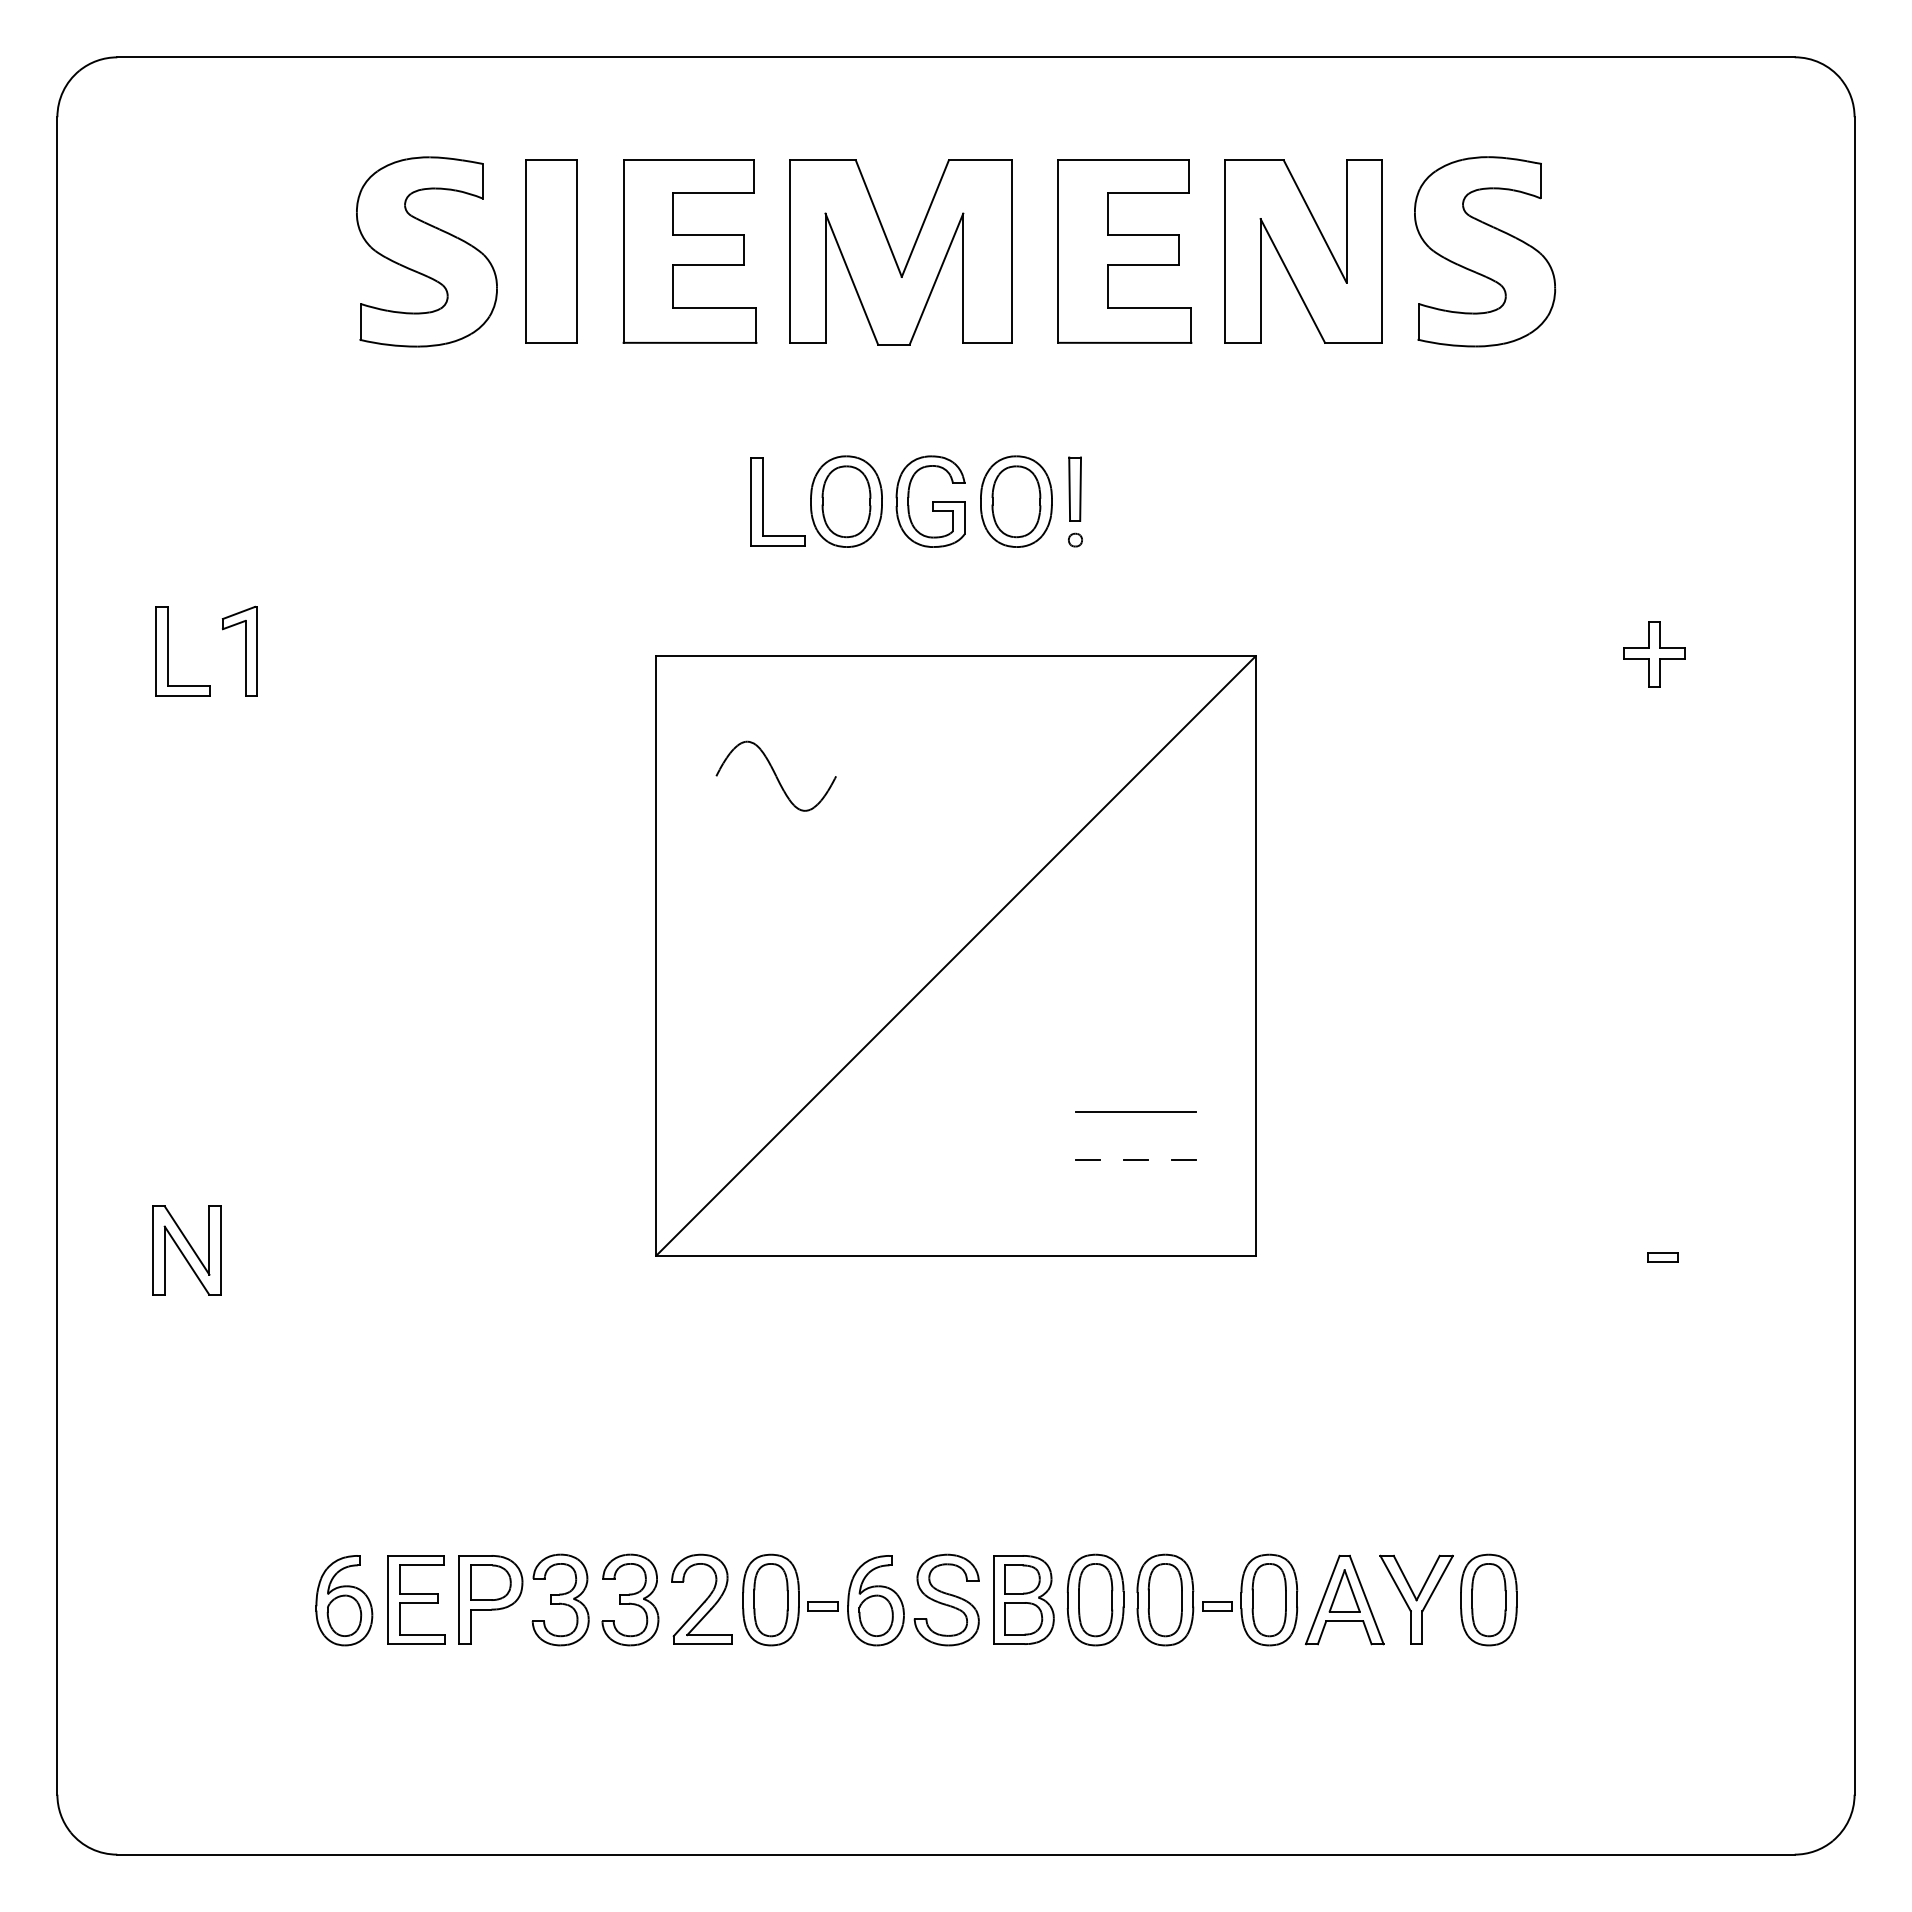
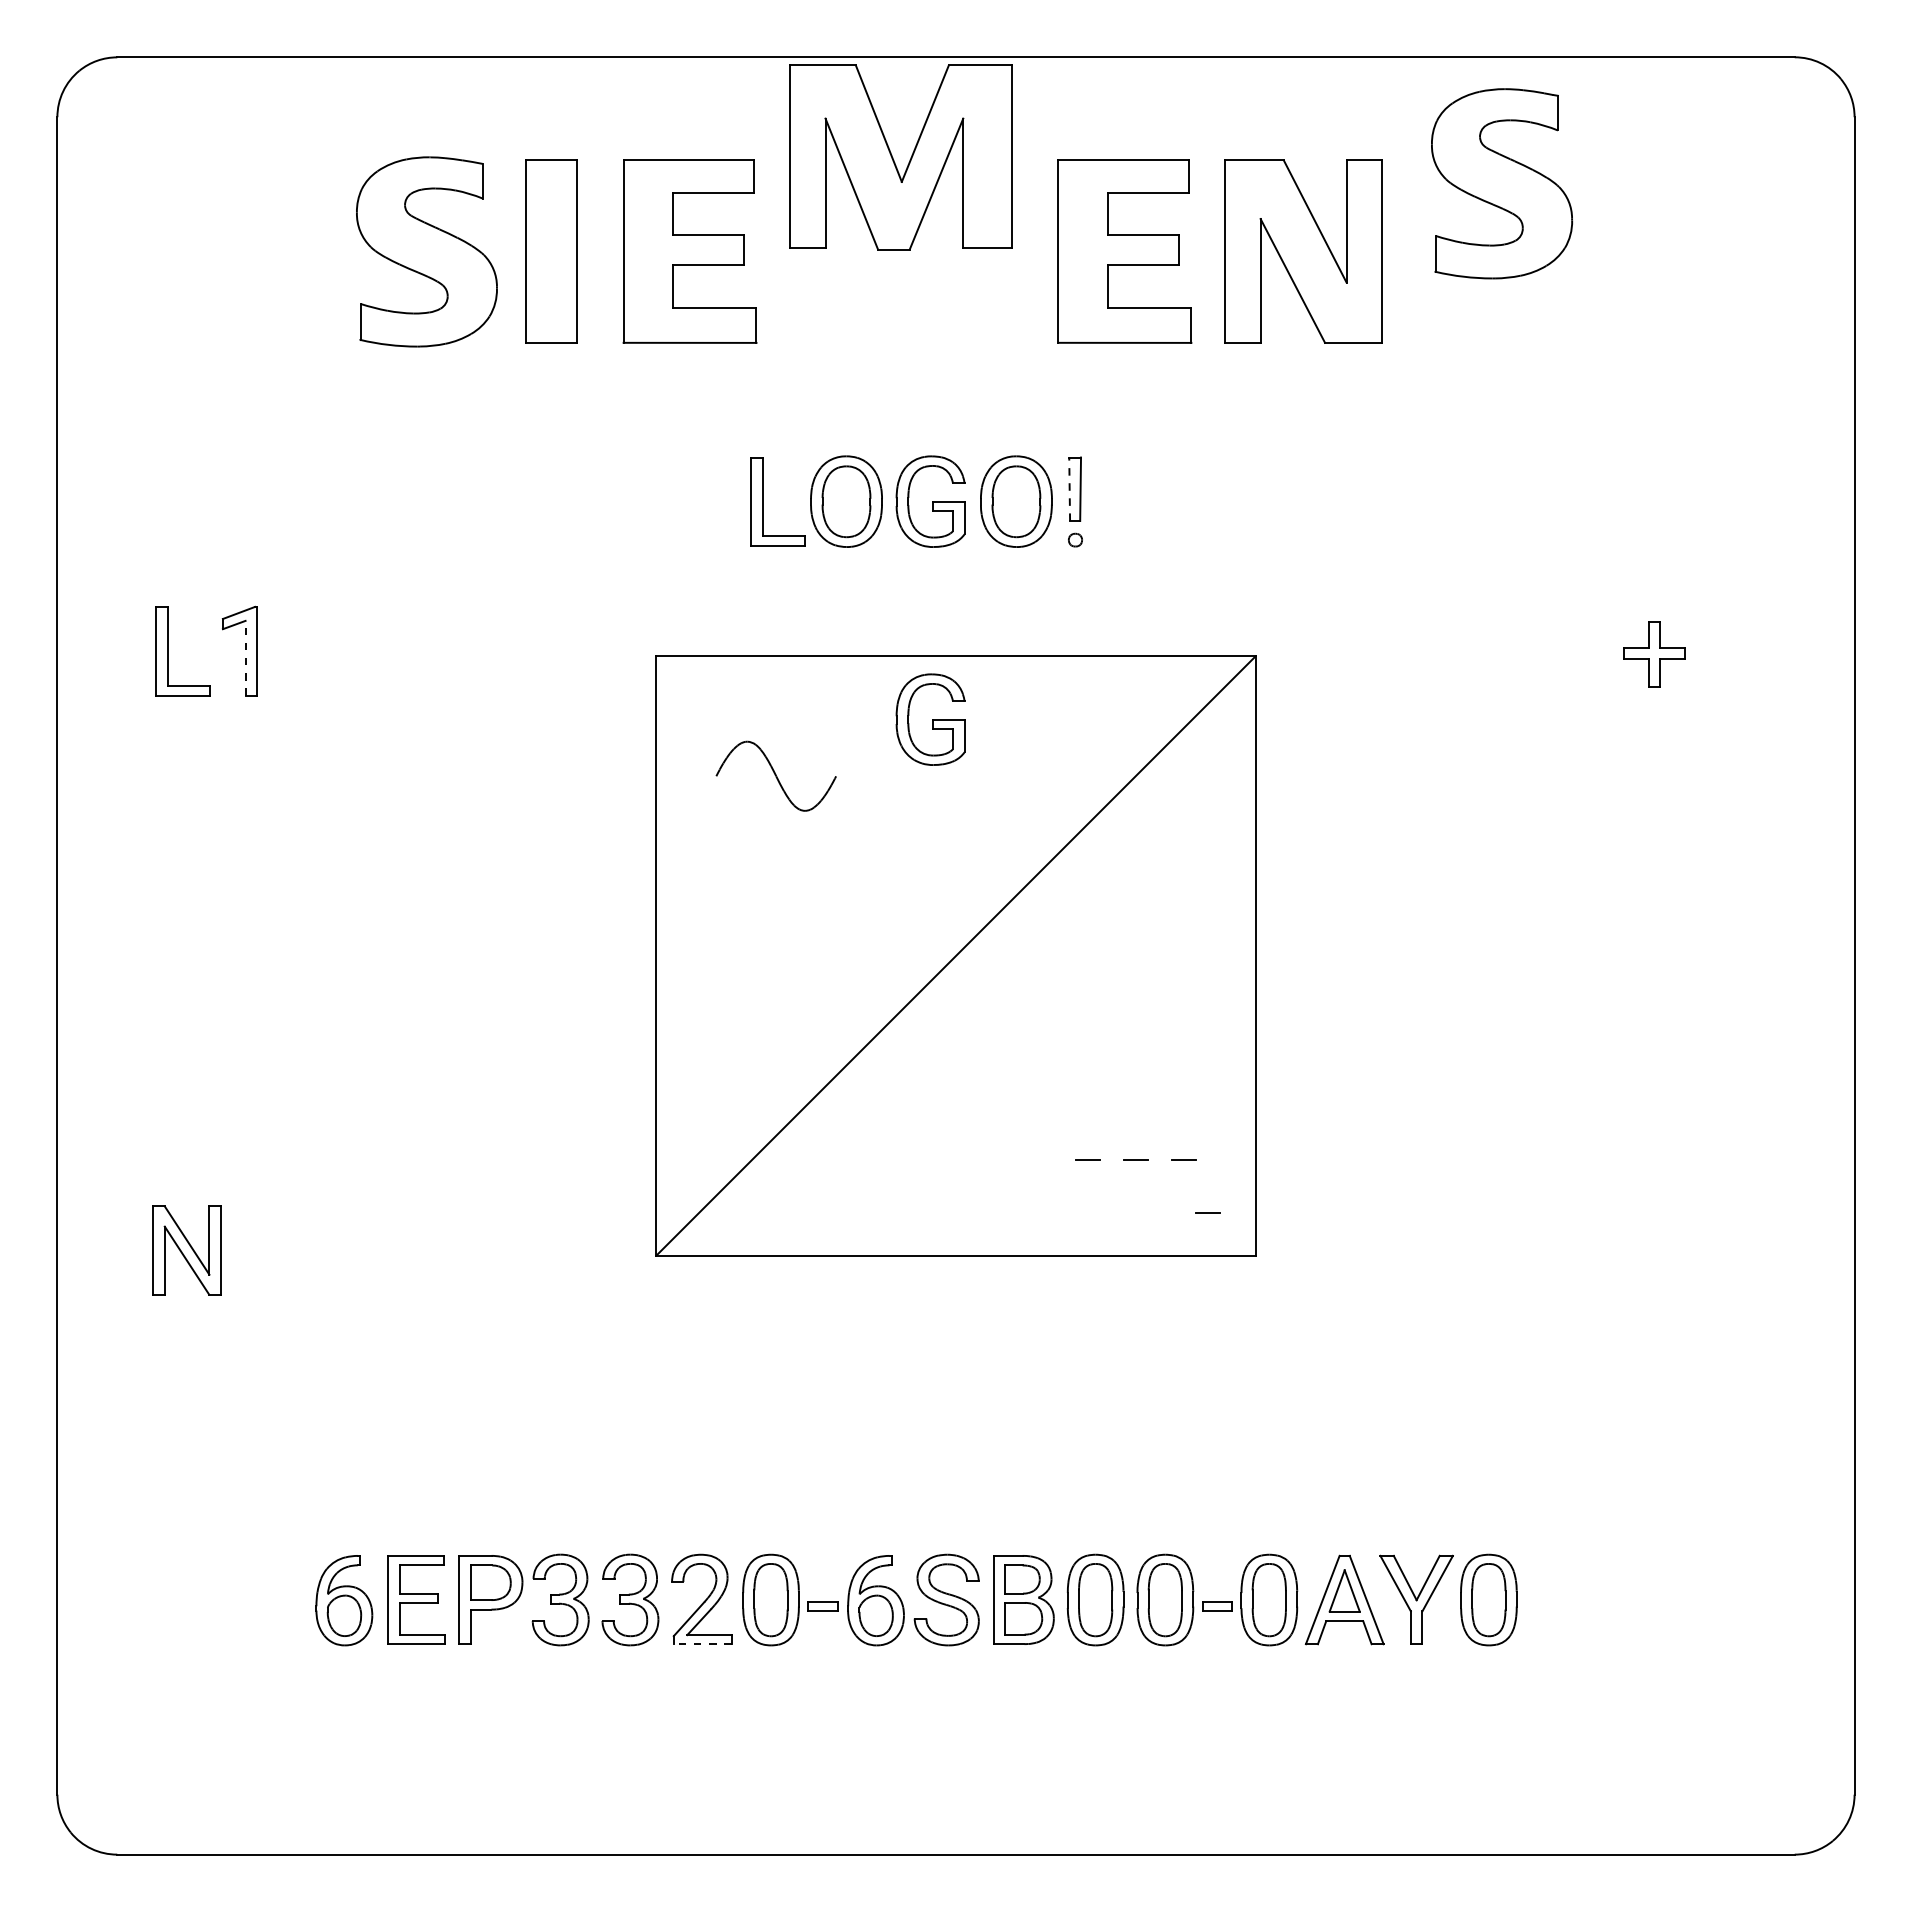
part position: (1484, 251) -> (1501, 183) (1501, 183)
part position: (894, 255) -> (894, 160) (894, 160)
line: solid -> dashed (1069, 489)
line: solid -> dashed (245, 657)
part: none -> present (930, 719)
line: present -> none (1135, 1111)
line: none -> present (1207, 1212)
part: present -> none (1662, 1257)
line: solid -> dashed (702, 1644)
